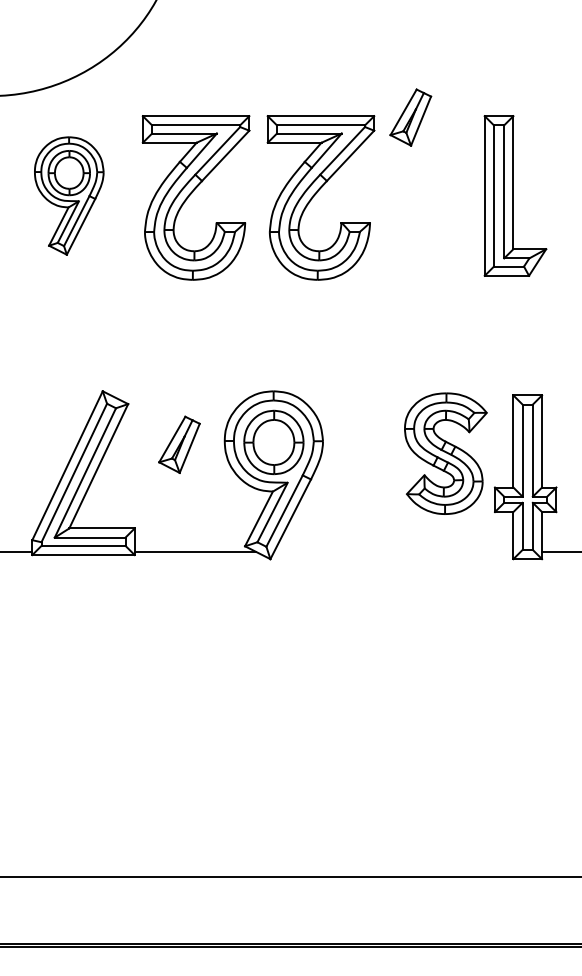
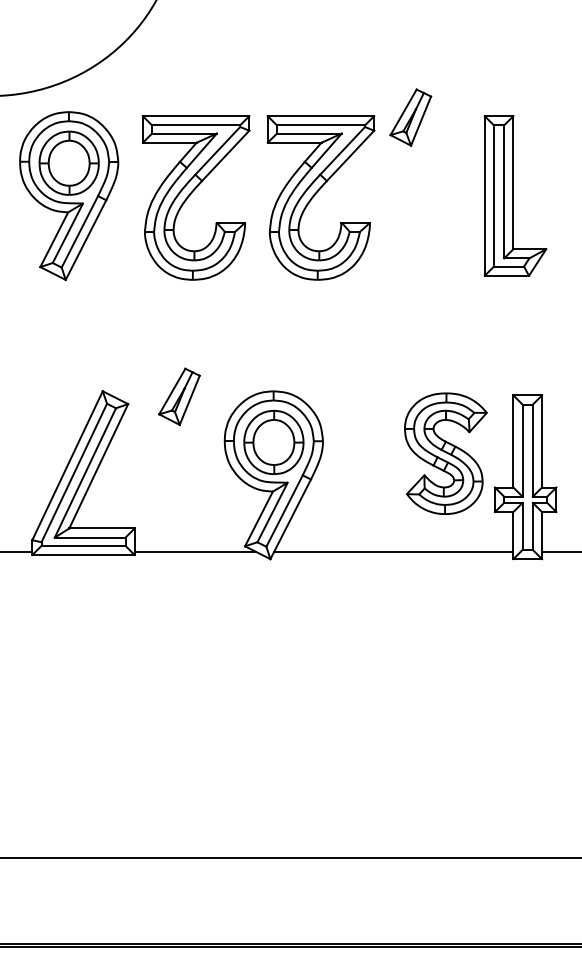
part size: 71x120 px -> 101x170 px (69, 195)
part position: (179, 444) -> (179, 396) (179, 396)
line: none -> present (393, 551)
line position: (290, 877) -> (290, 858) (290, 858)
